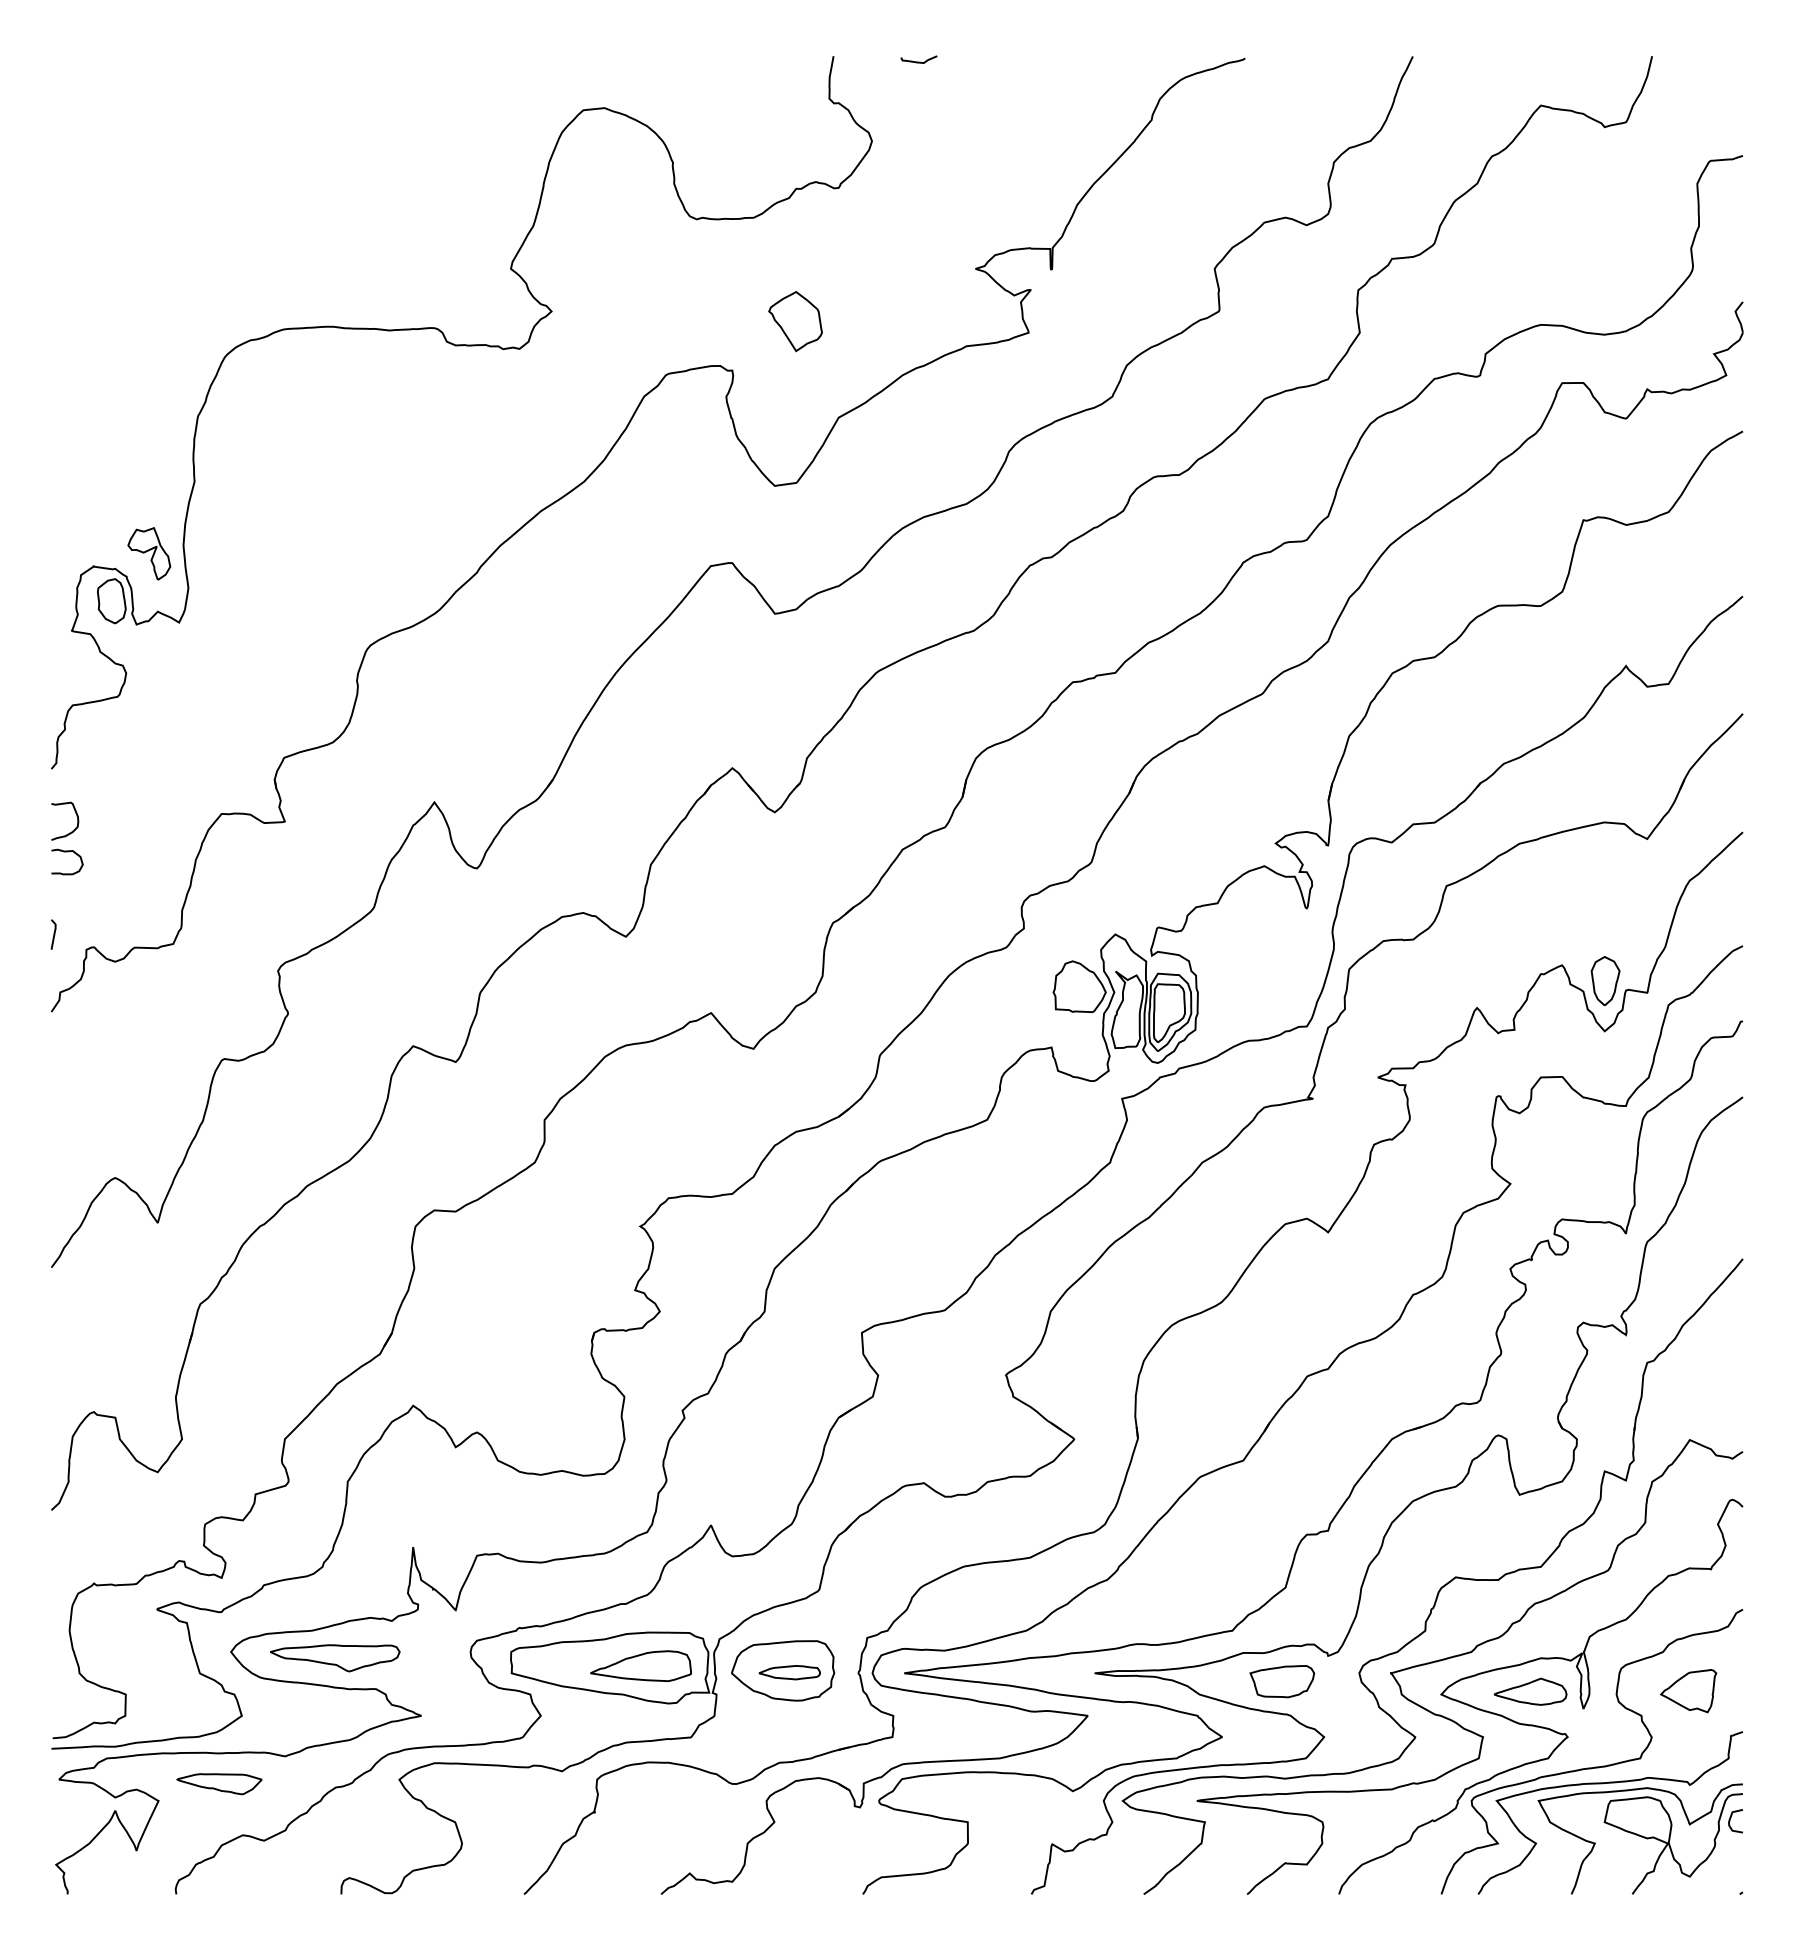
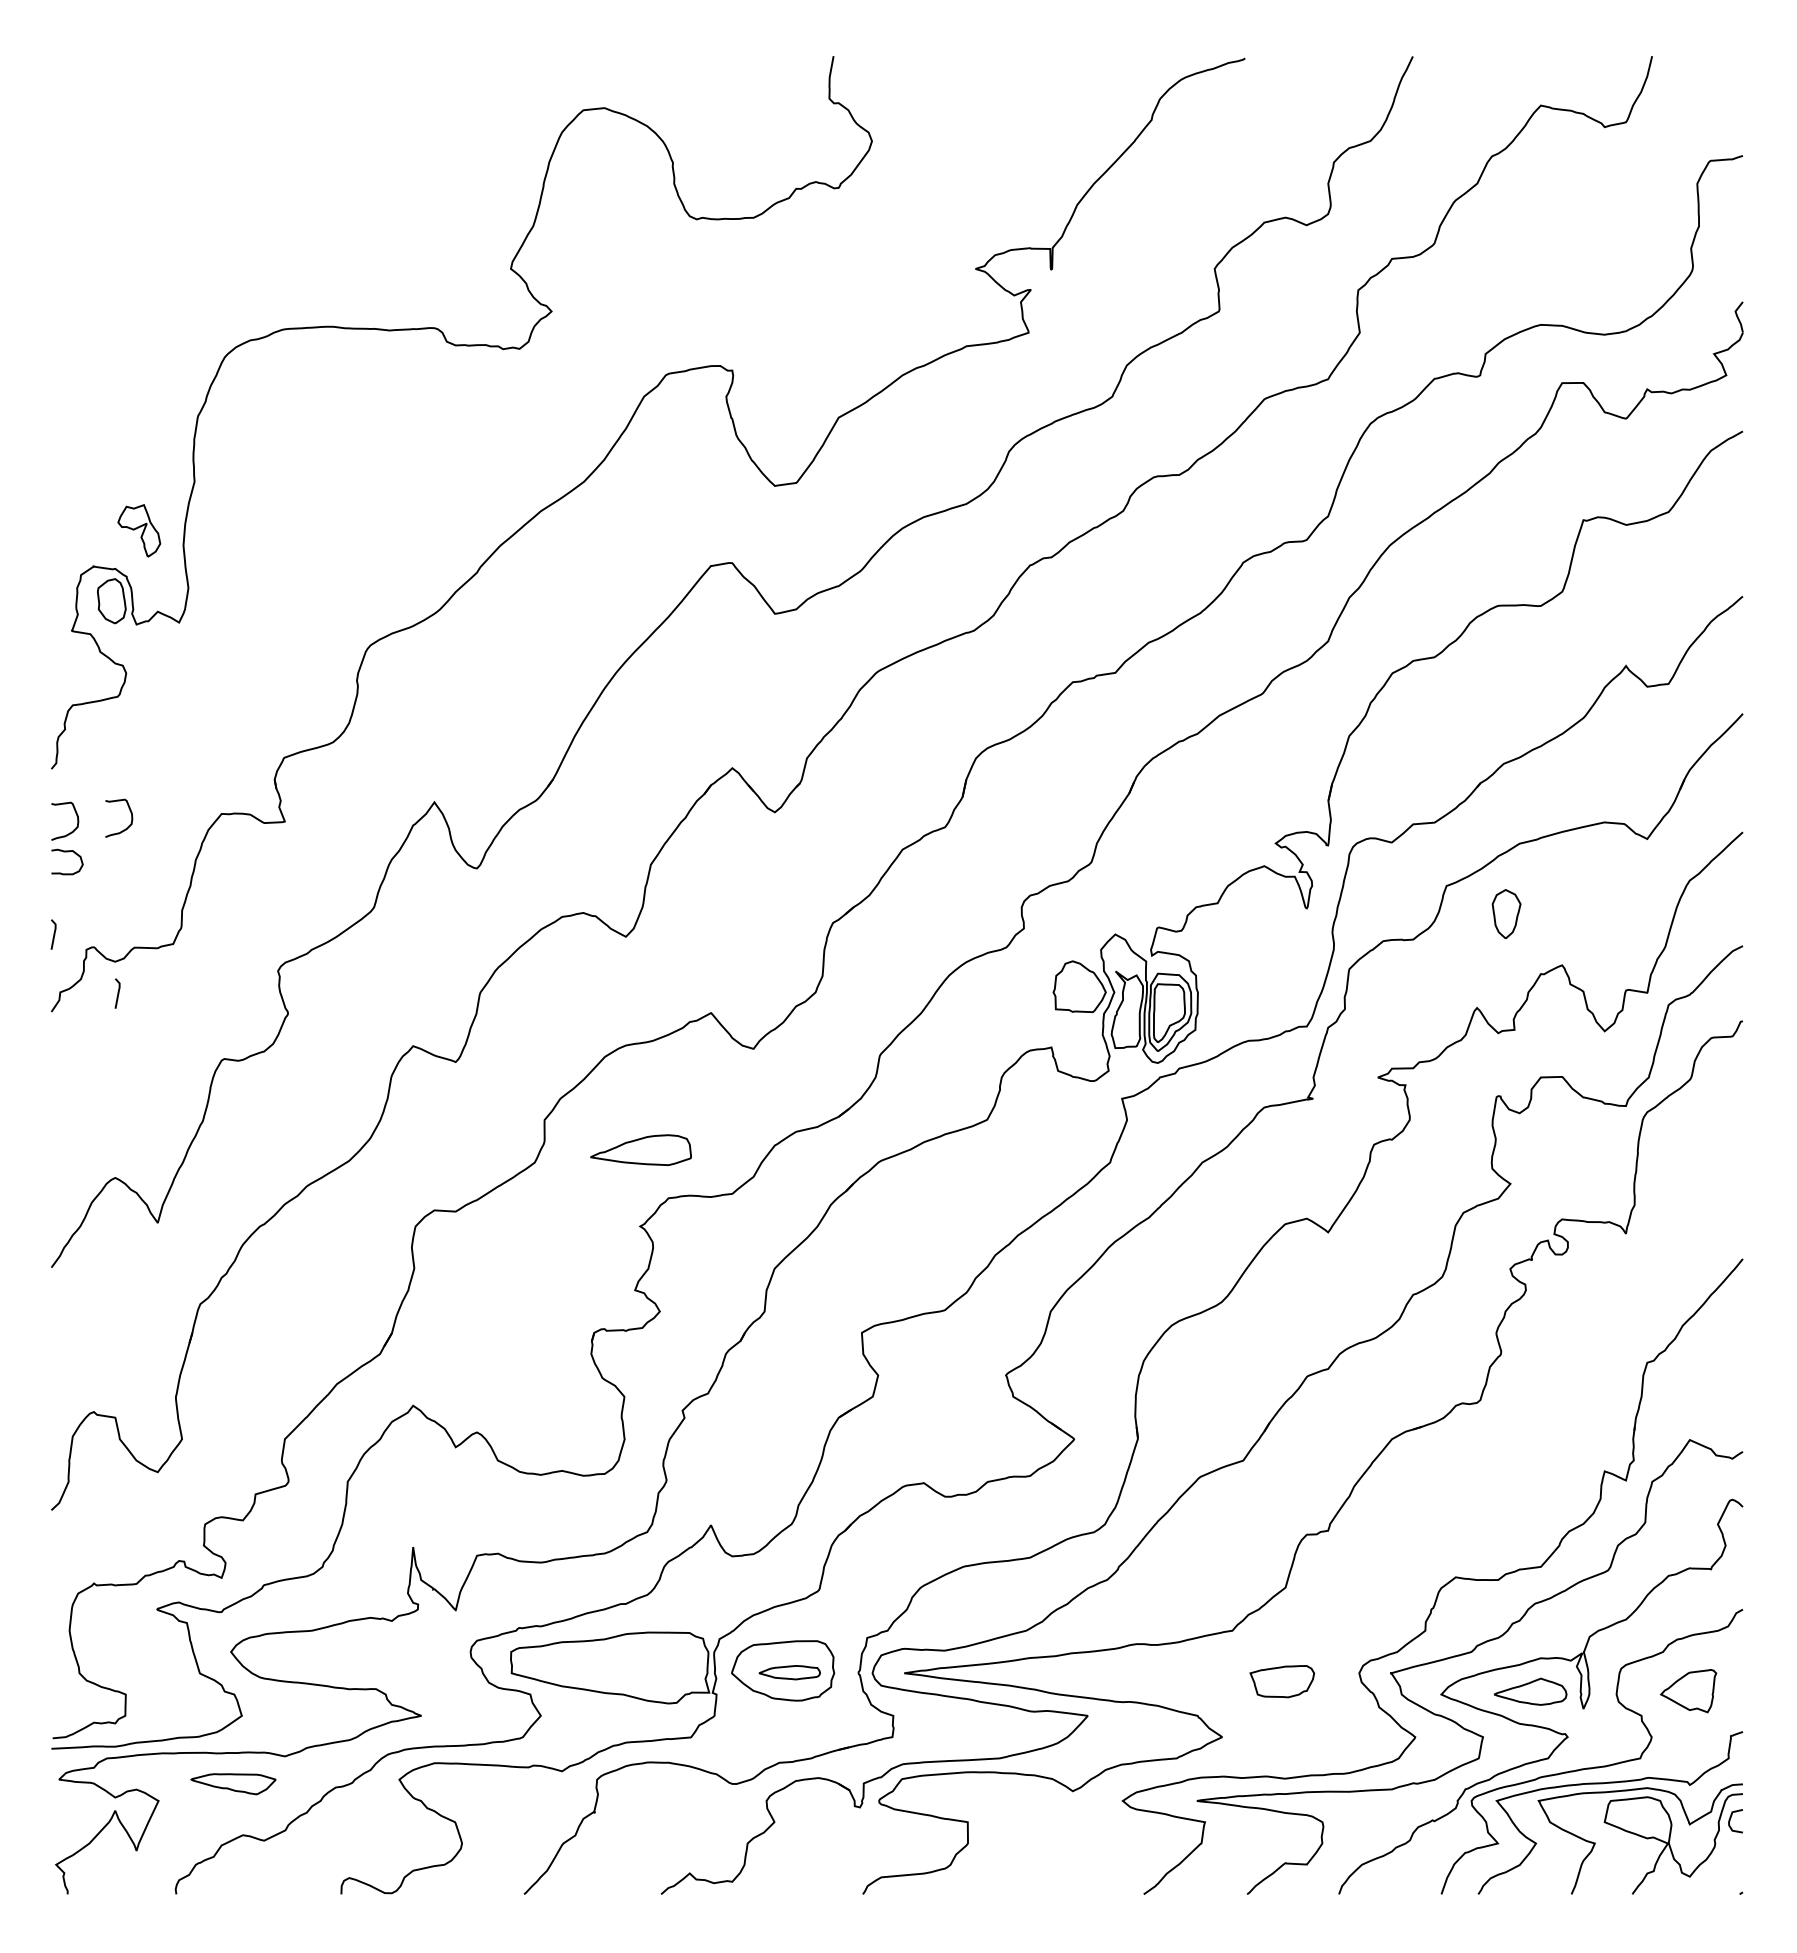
curve: present -> none (918, 61)
part: present -> none (795, 321)
part position: (149, 553) -> (139, 530) (139, 530)
curve: none -> present (130, 813)
part position: (1605, 980) -> (1506, 913) (1506, 913)
line: none -> present (117, 993)
part: present -> none (1402, 1510)
part: present -> none (335, 1658)
part position: (640, 1665) -> (640, 1149) (640, 1149)
part position: (219, 1784) -> (233, 1784) (233, 1784)
